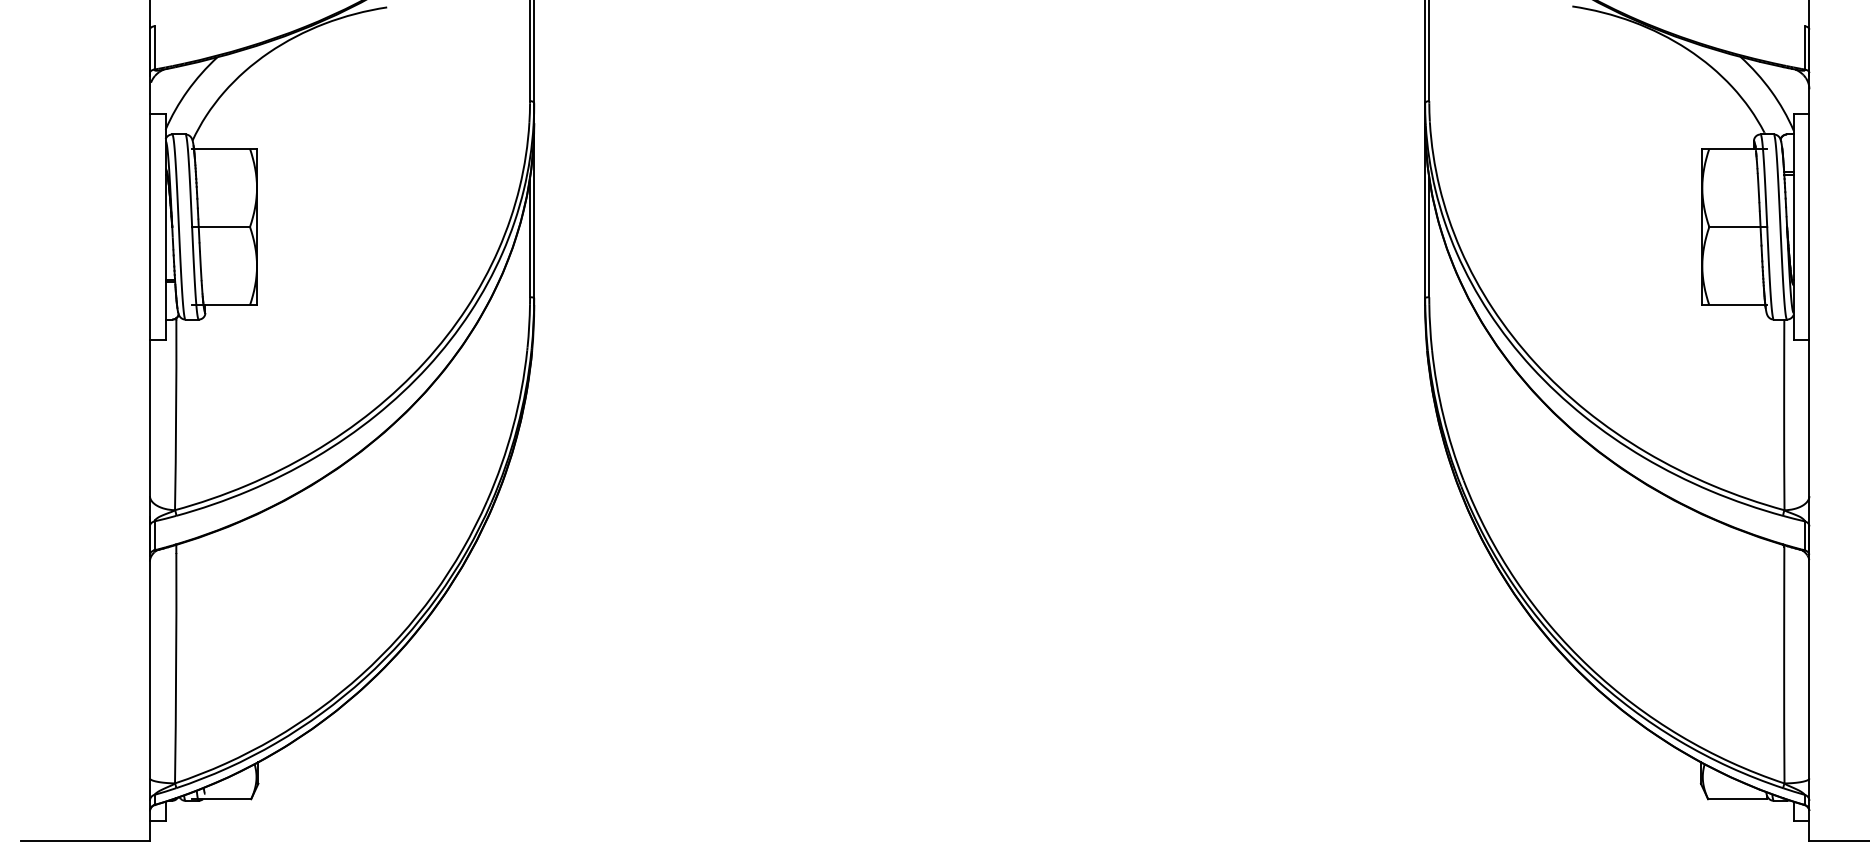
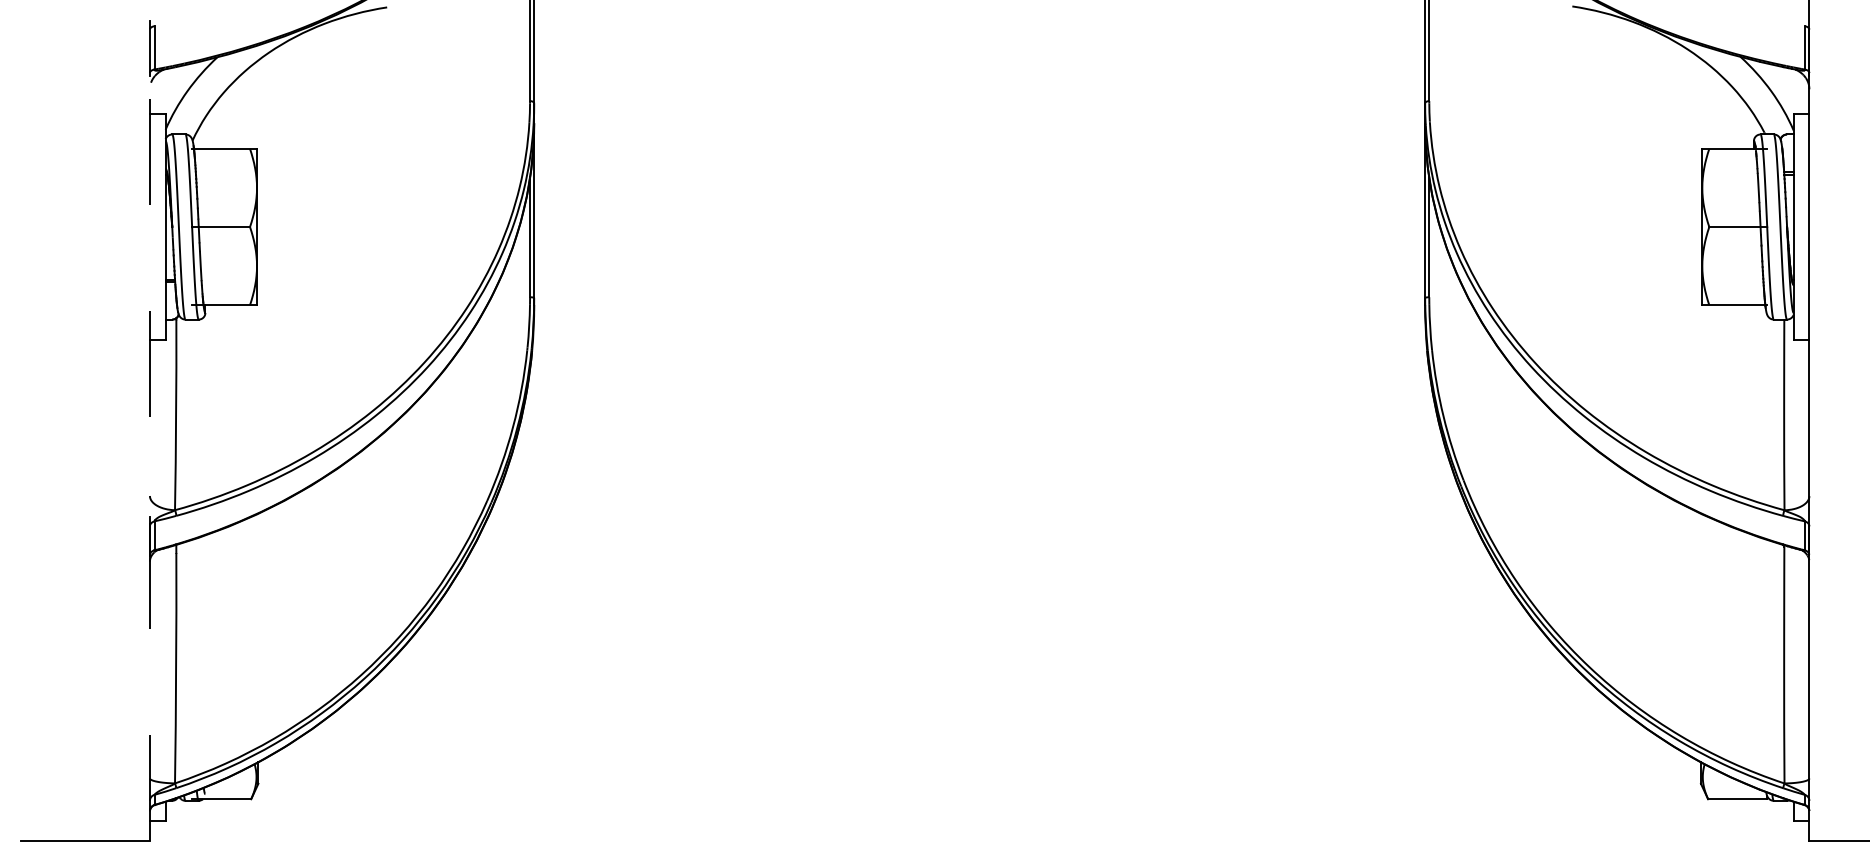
line: solid -> dashed (149, 419)
